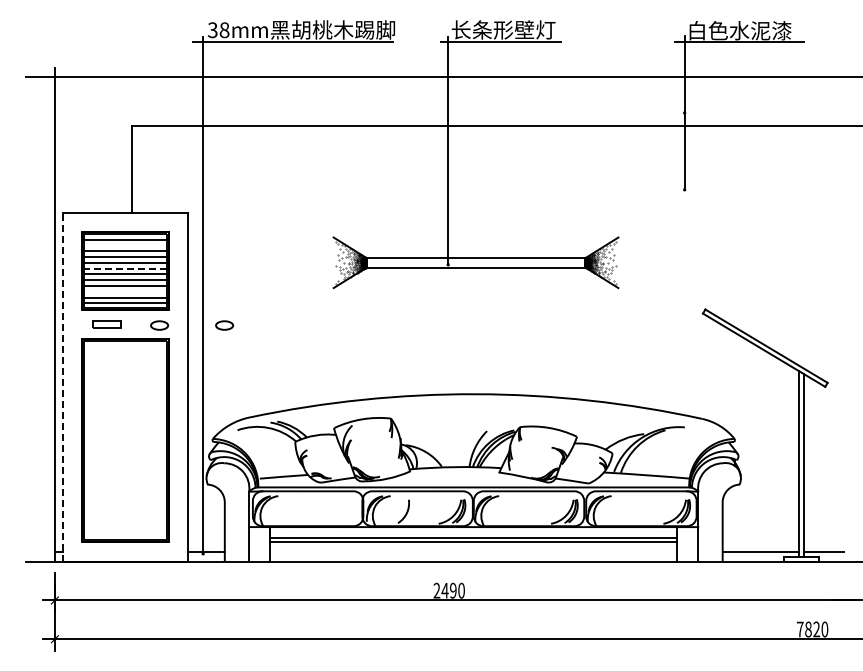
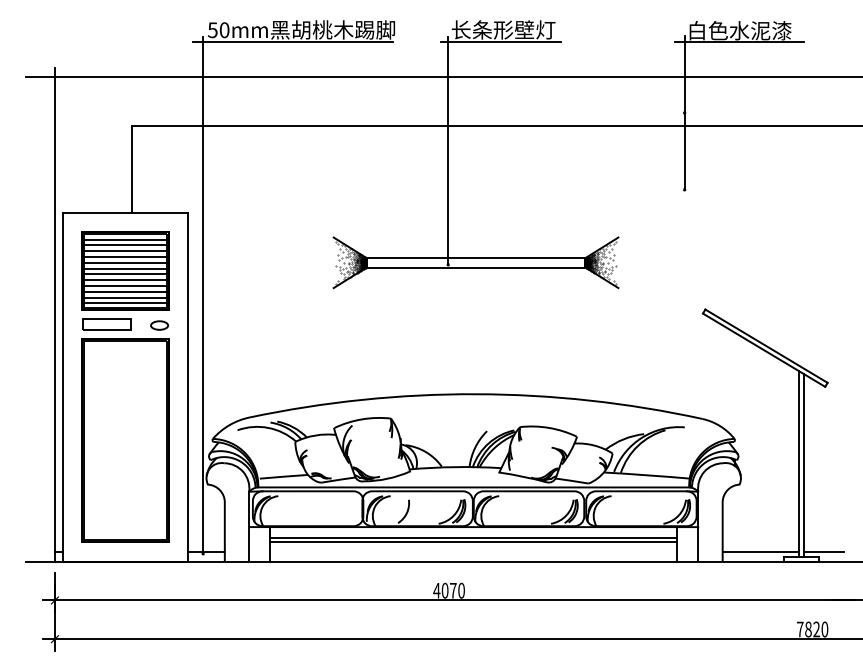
text: 38mm -> 50mm (218, 29)
line: none -> present (125, 245)
line: dashed -> solid (125, 268)
line: none -> present (125, 291)
part size: 30x9 px -> 50x13 px (106, 324)
part: present -> none (224, 325)
line: dashed -> solid (62, 386)
text: 2490 -> 4070 (444, 590)
